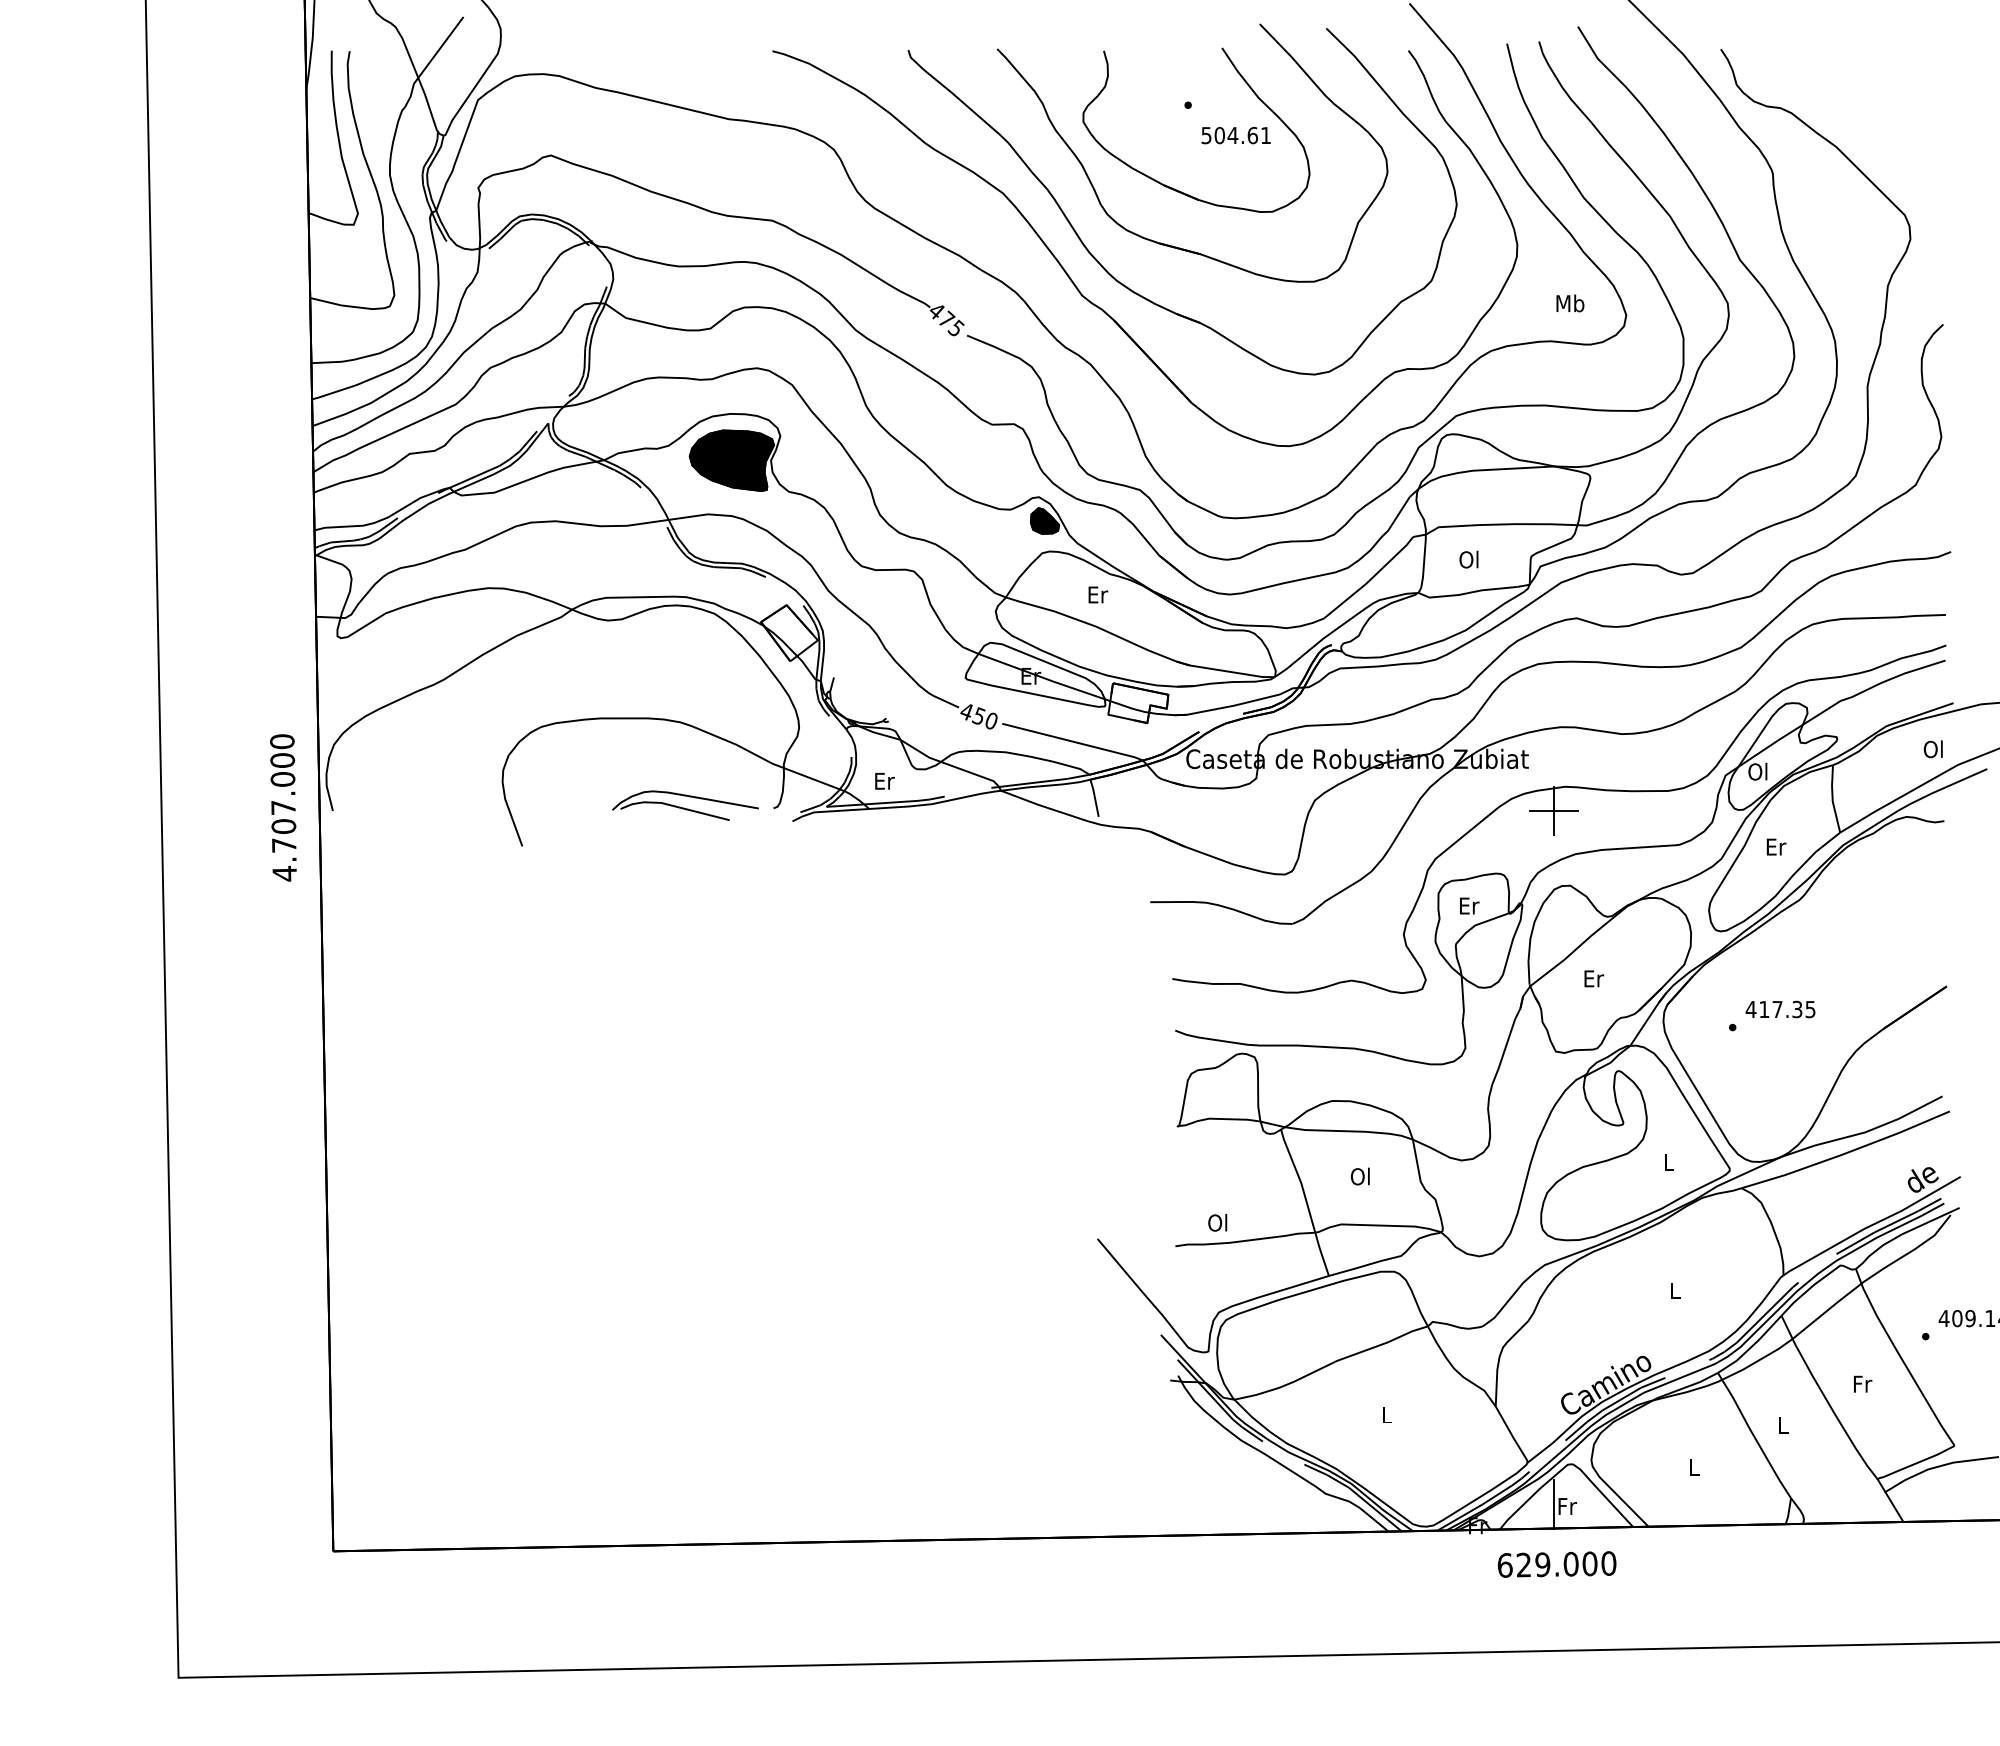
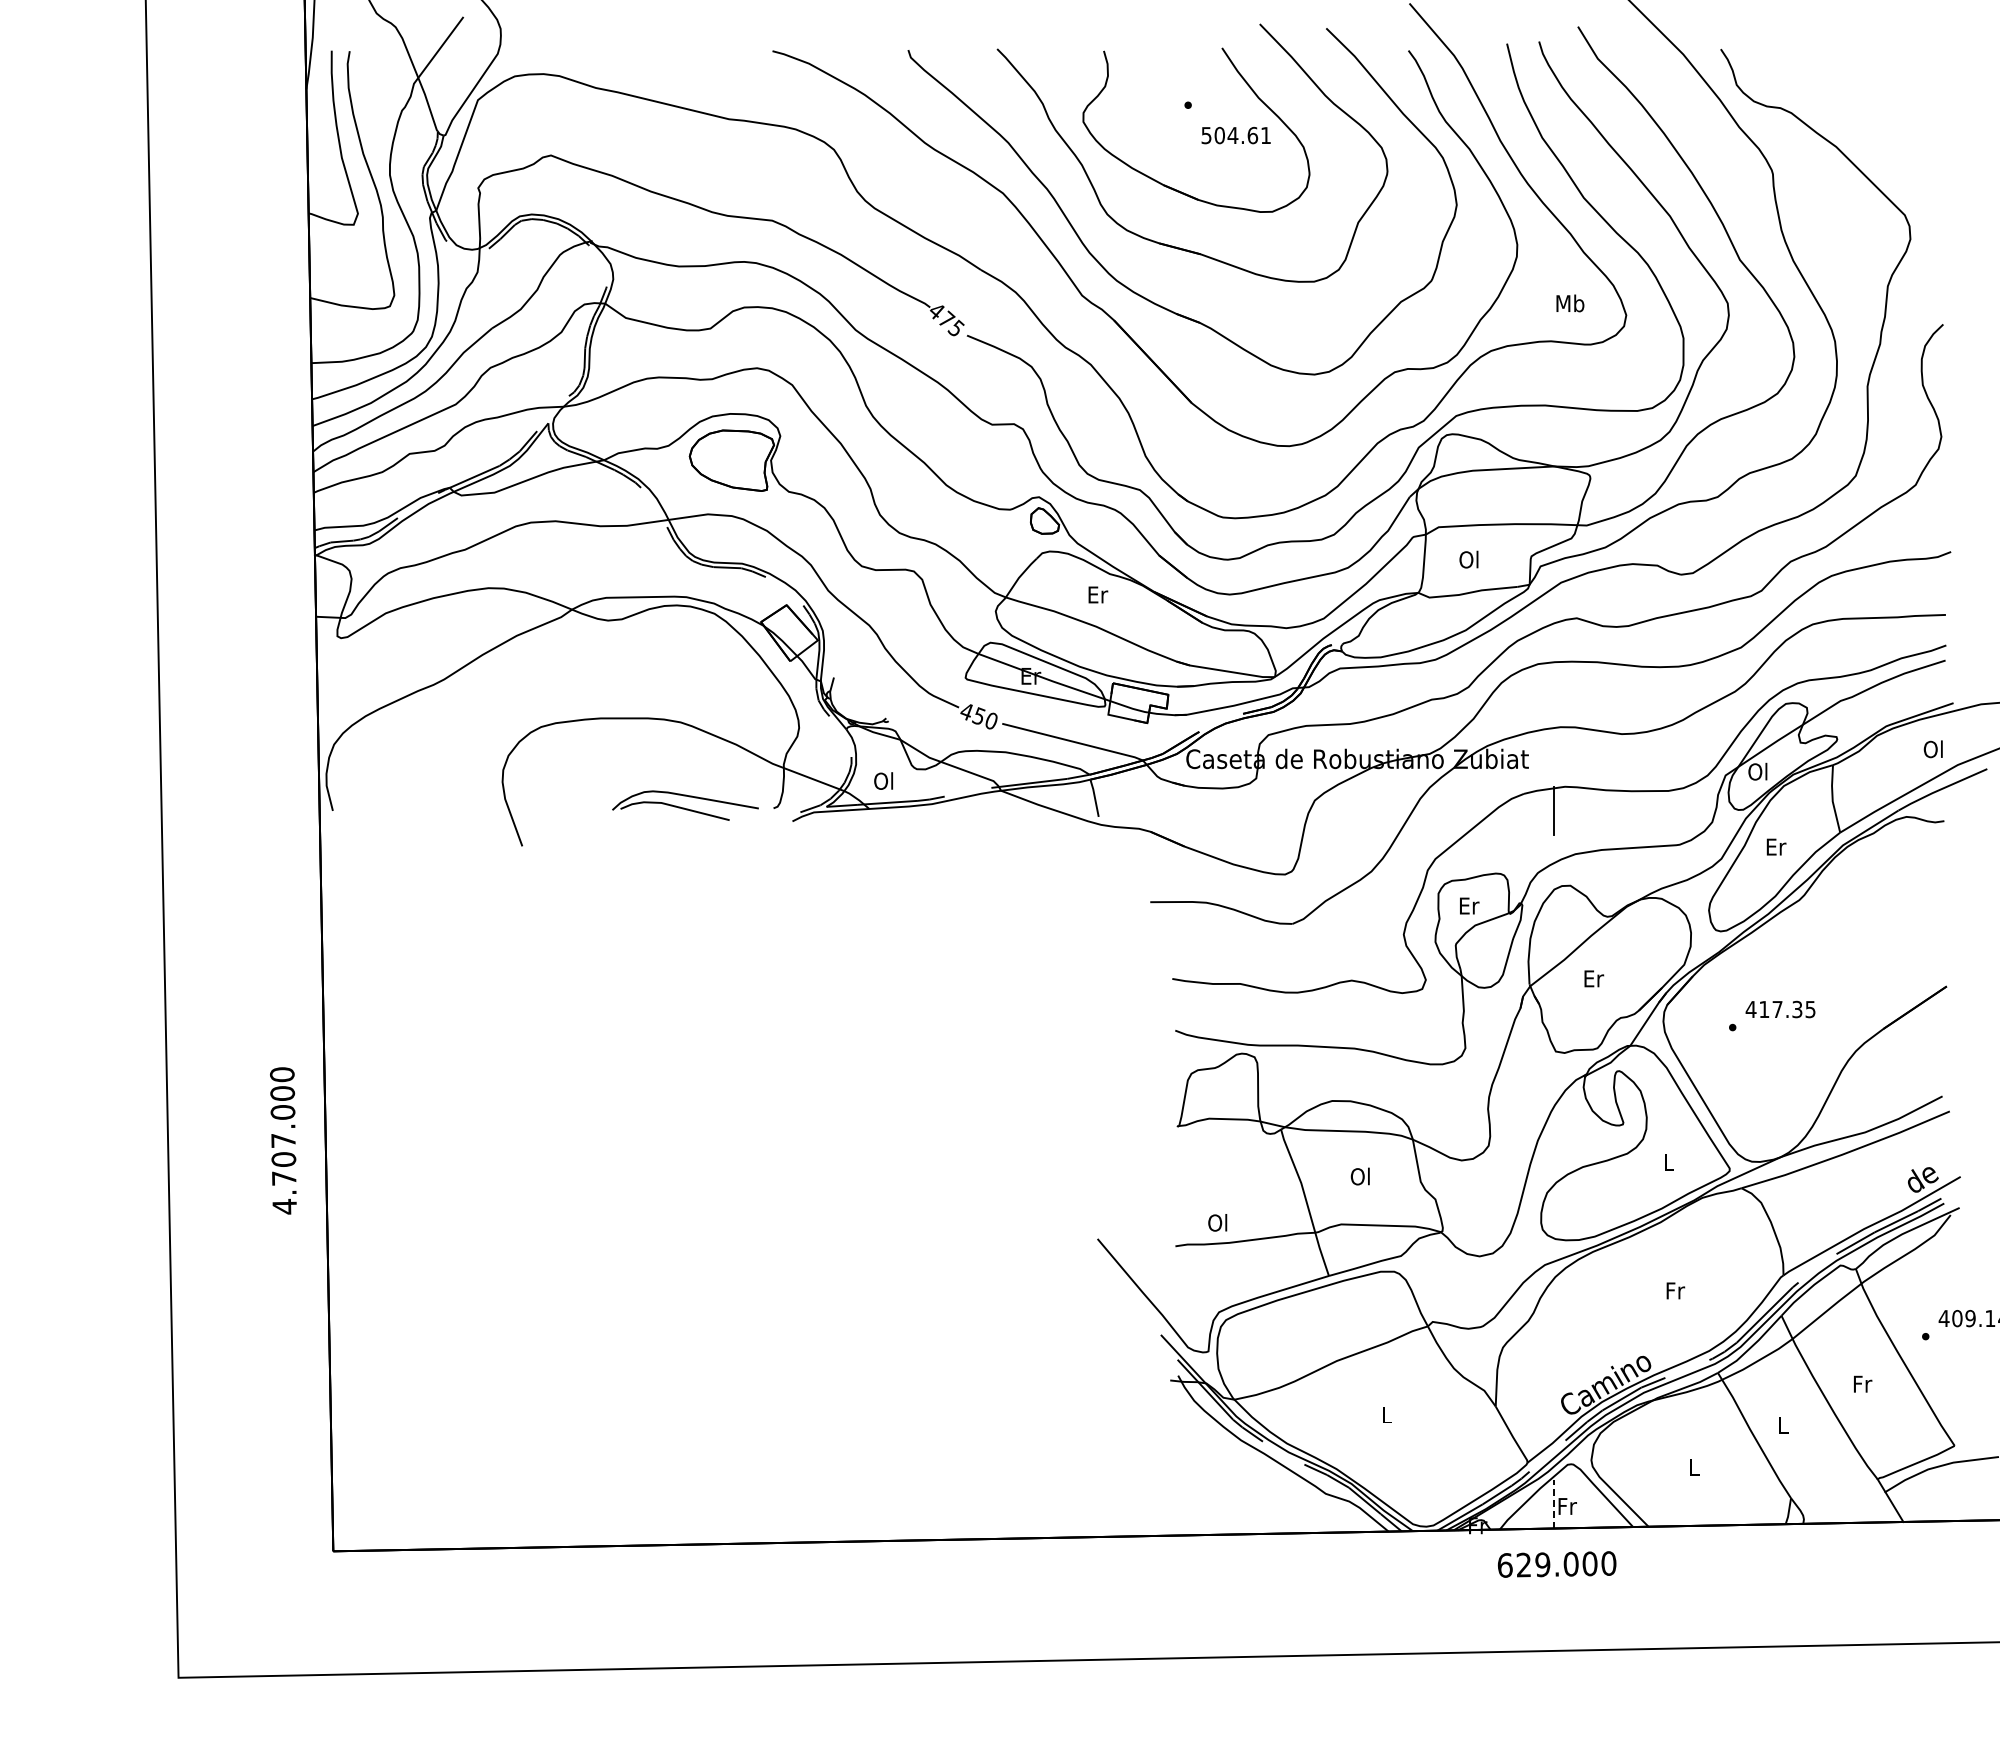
fill: present -> none (731, 460)
fill: present -> none (1044, 520)
text: Er -> Ol (884, 780)
text position: (283, 807) -> (283, 1140) (283, 1140)
line: present -> none (1554, 810)
text: L -> Fr (1675, 1290)
line: solid -> dashed (1554, 1503)
